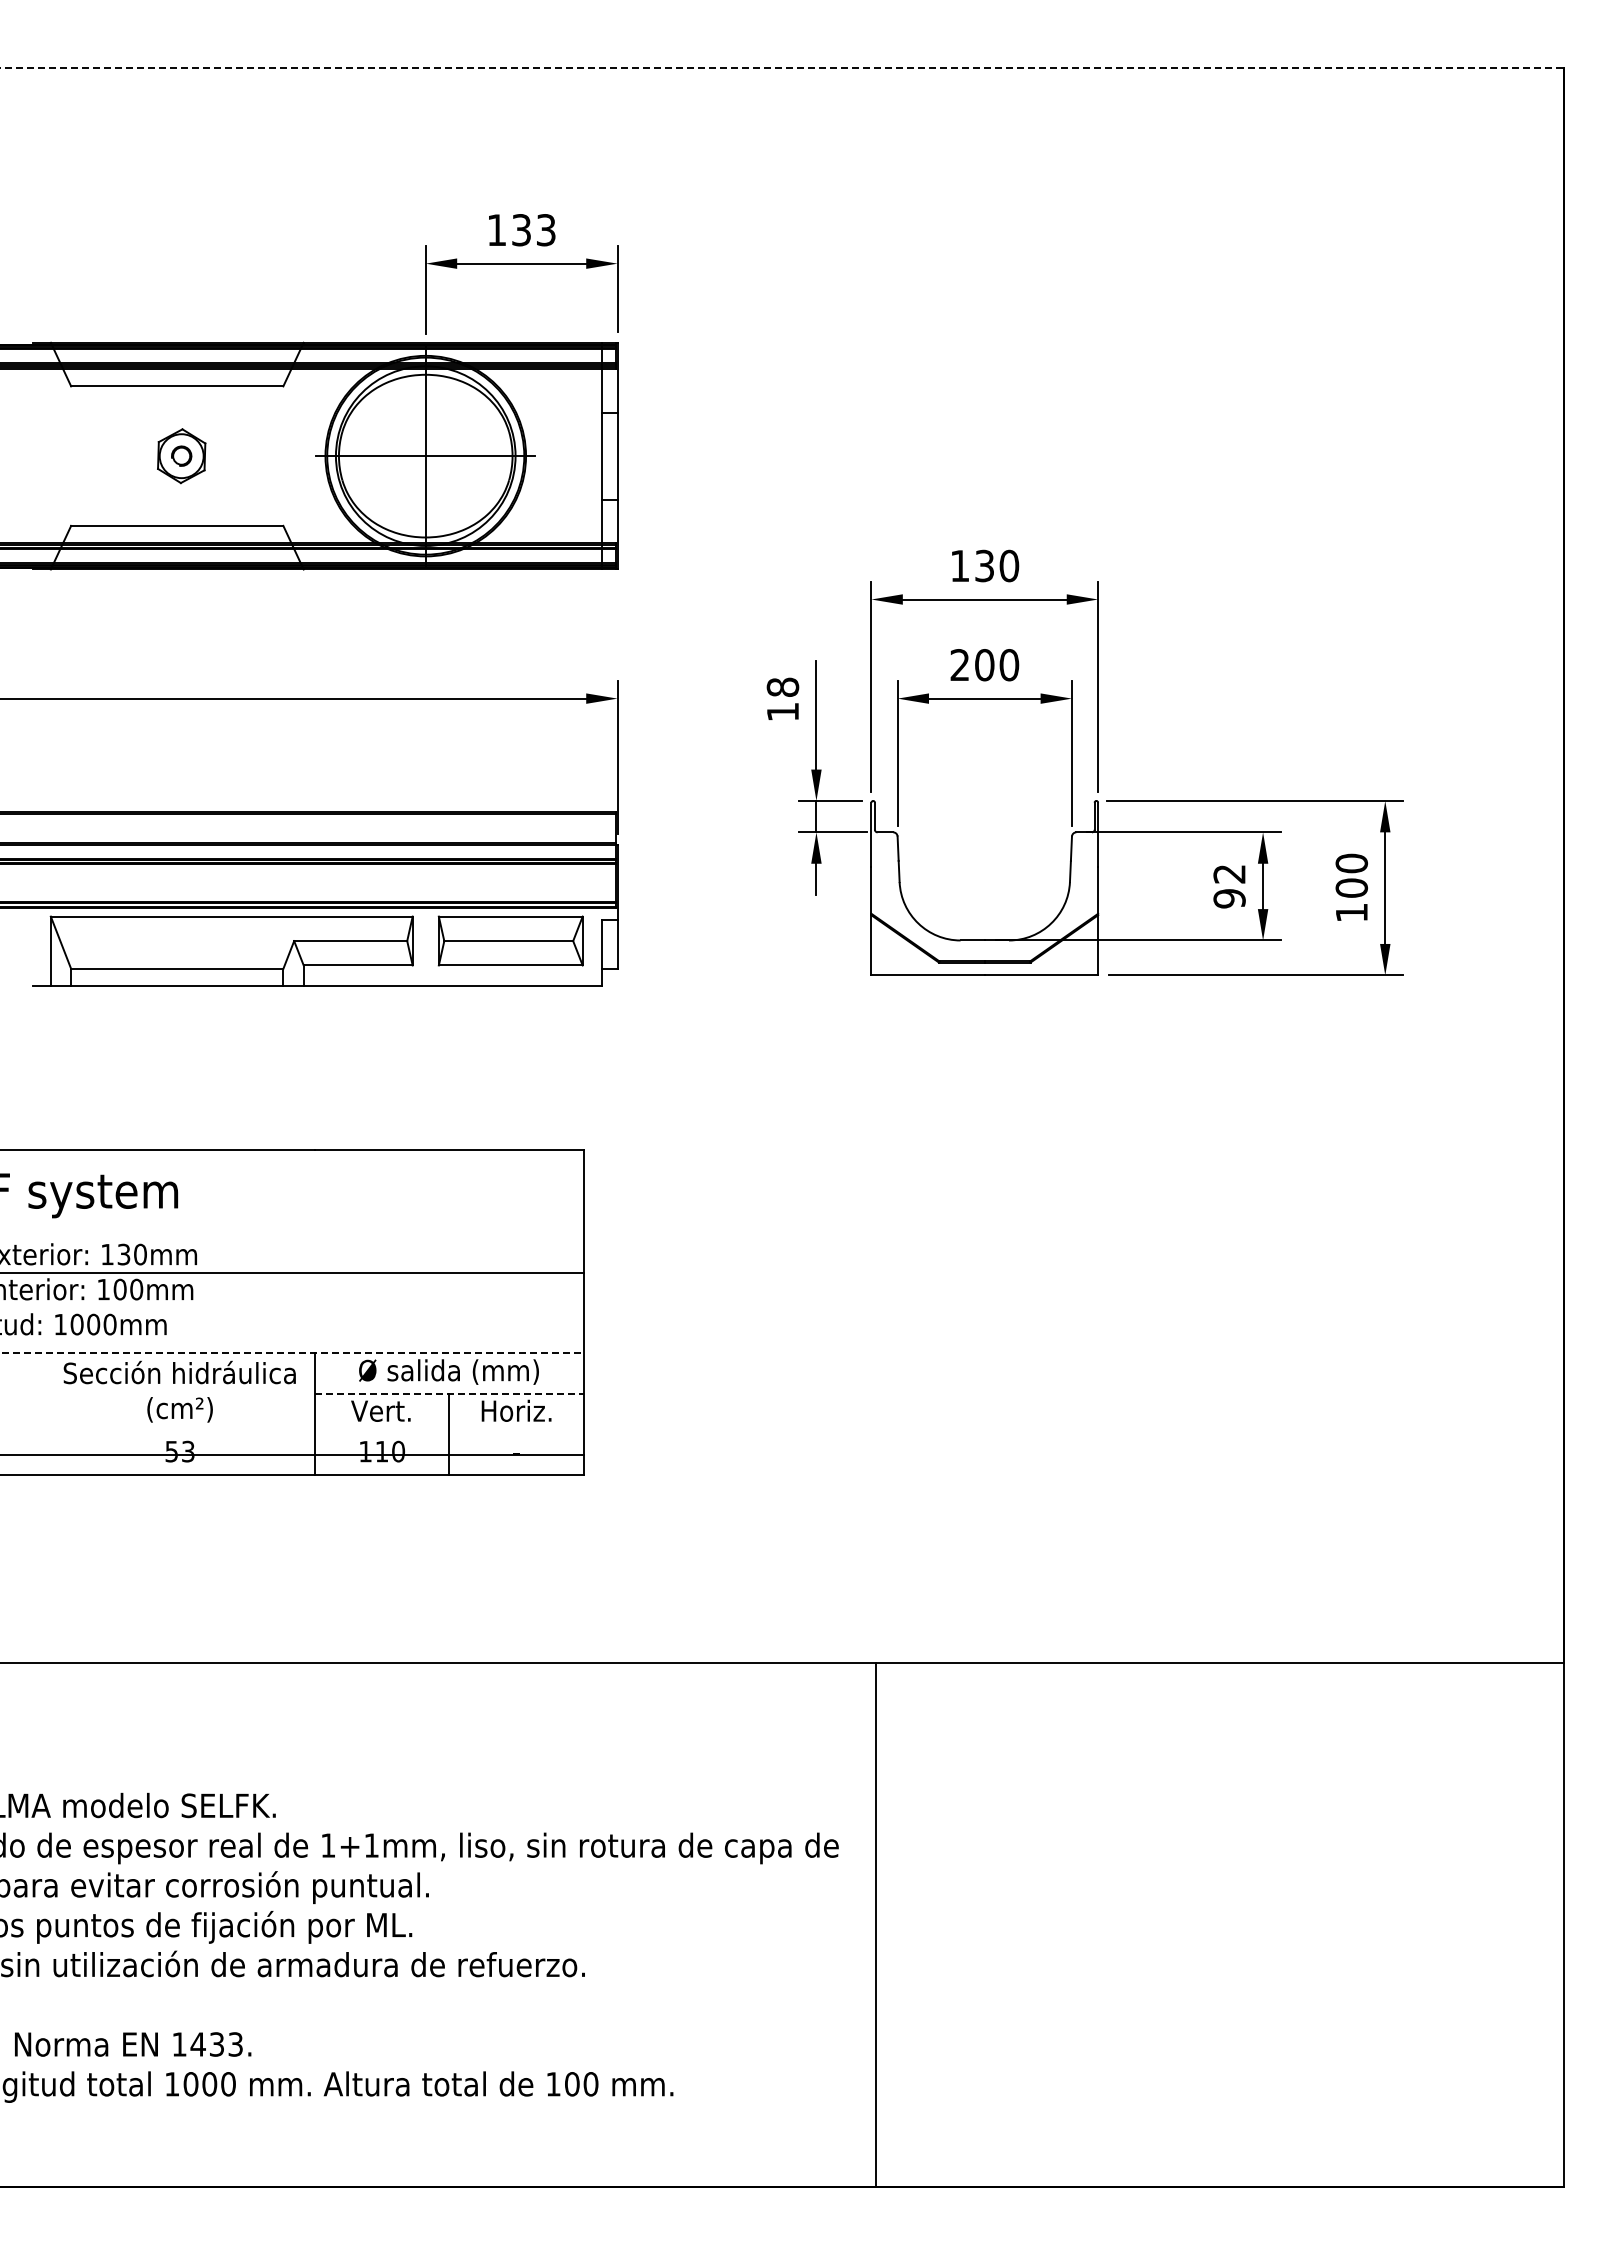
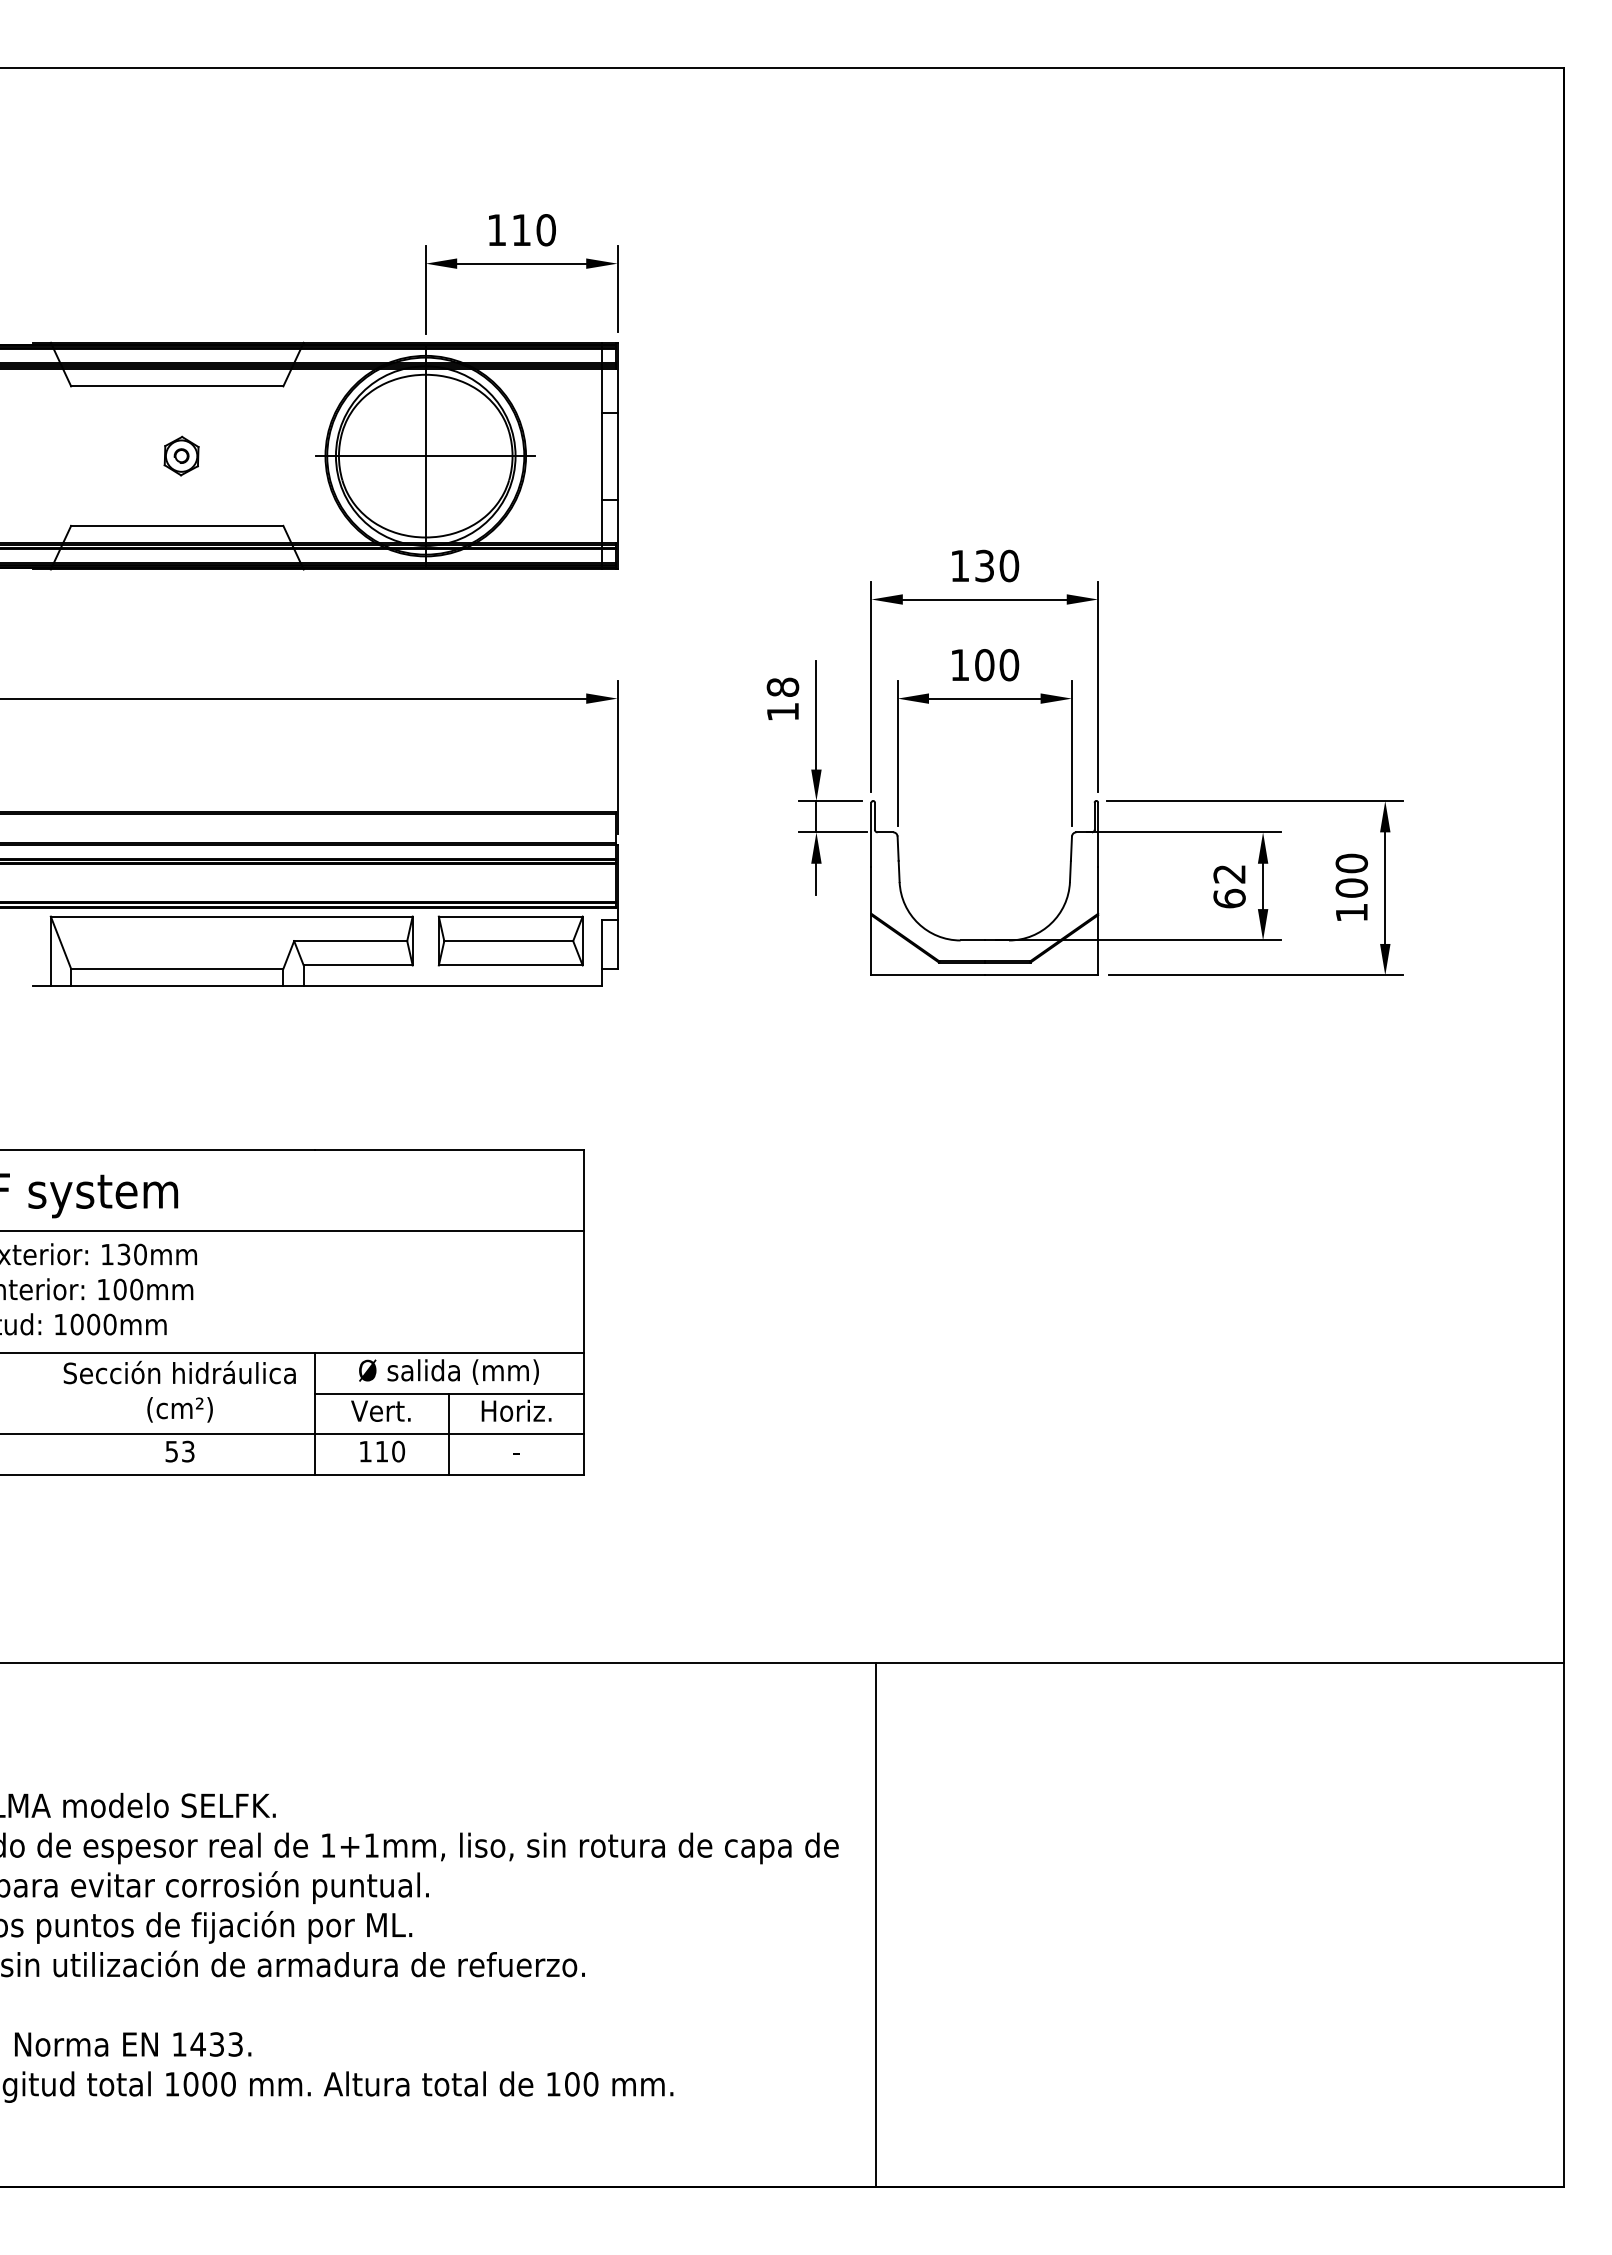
line: dashed -> solid (781, 67)
text: 133 -> 110 (533, 230)
part size: 50x57 px -> 37x42 px (181, 455)
text: 200 -> 100 (959, 664)
text: 92 -> 62 (1229, 898)
line position: (293, 1273) -> (293, 1231) (293, 1231)
line: dashed -> solid (292, 1353)
line: dashed -> solid (449, 1393)
line position: (293, 1455) -> (293, 1434) (293, 1434)
